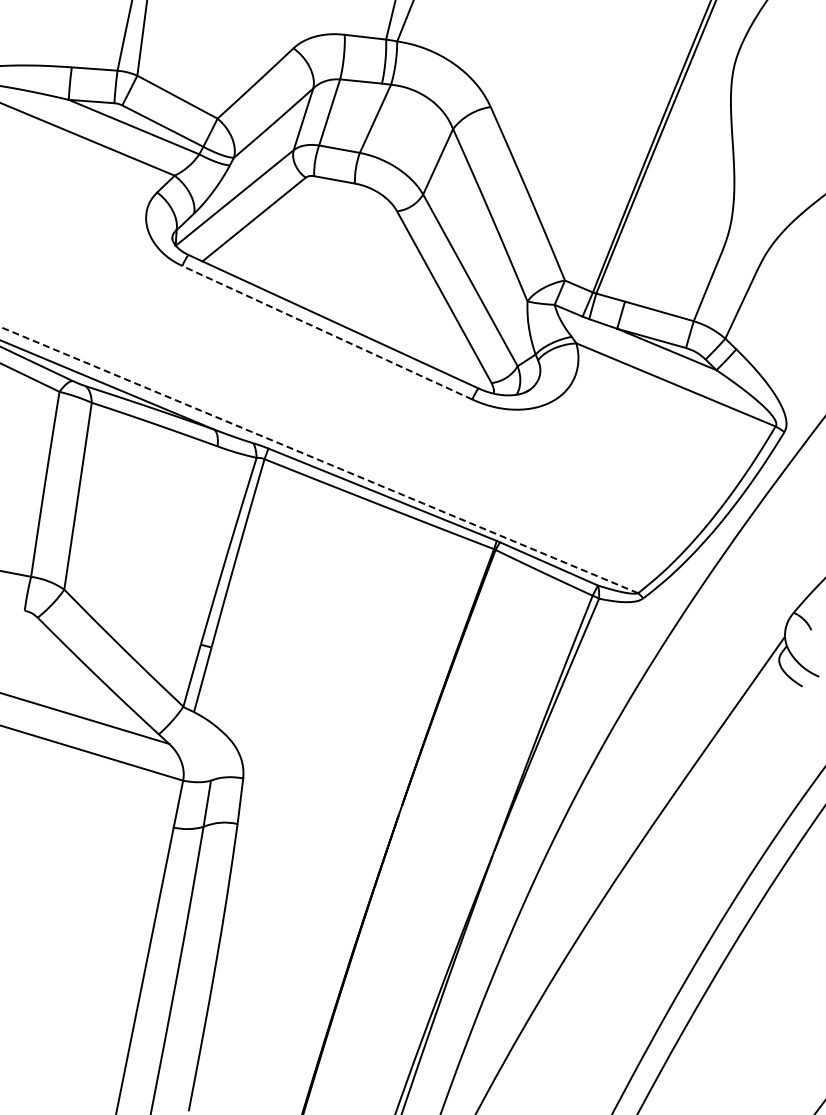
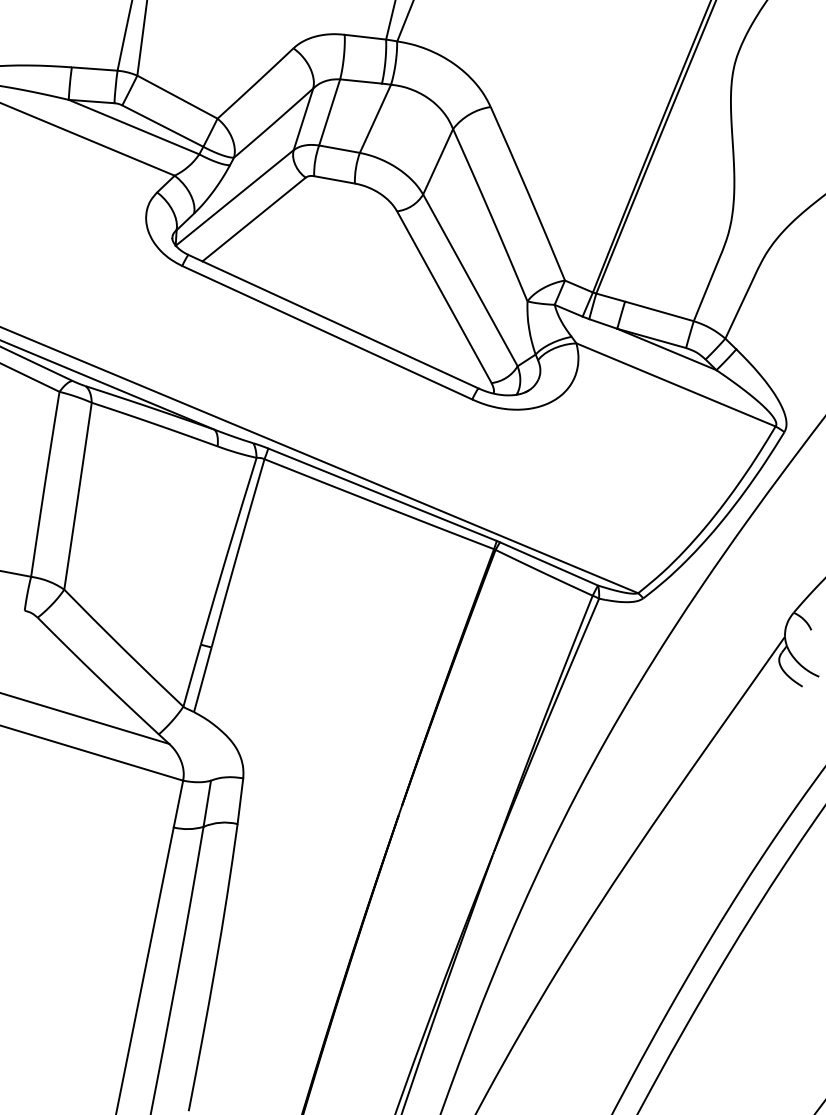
line: dashed -> solid (327, 332)
line: dashed -> solid (319, 460)
